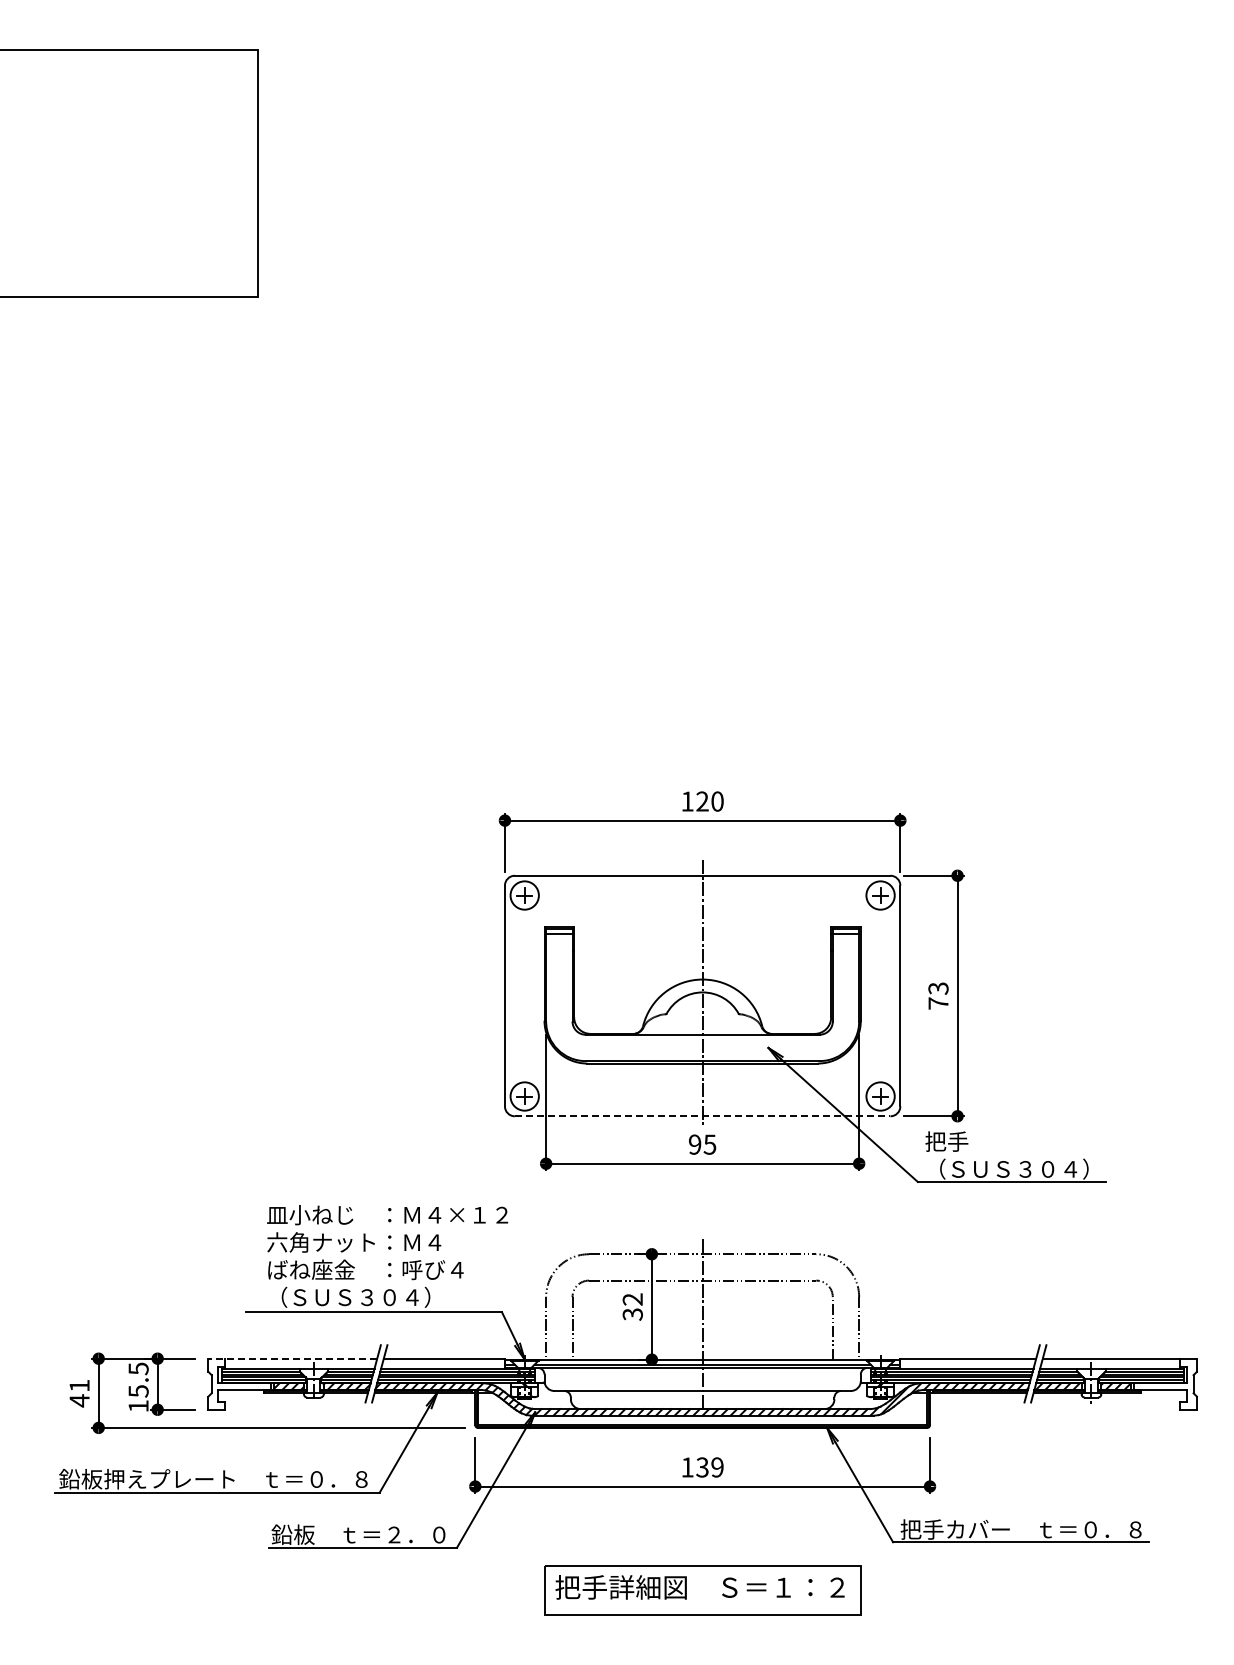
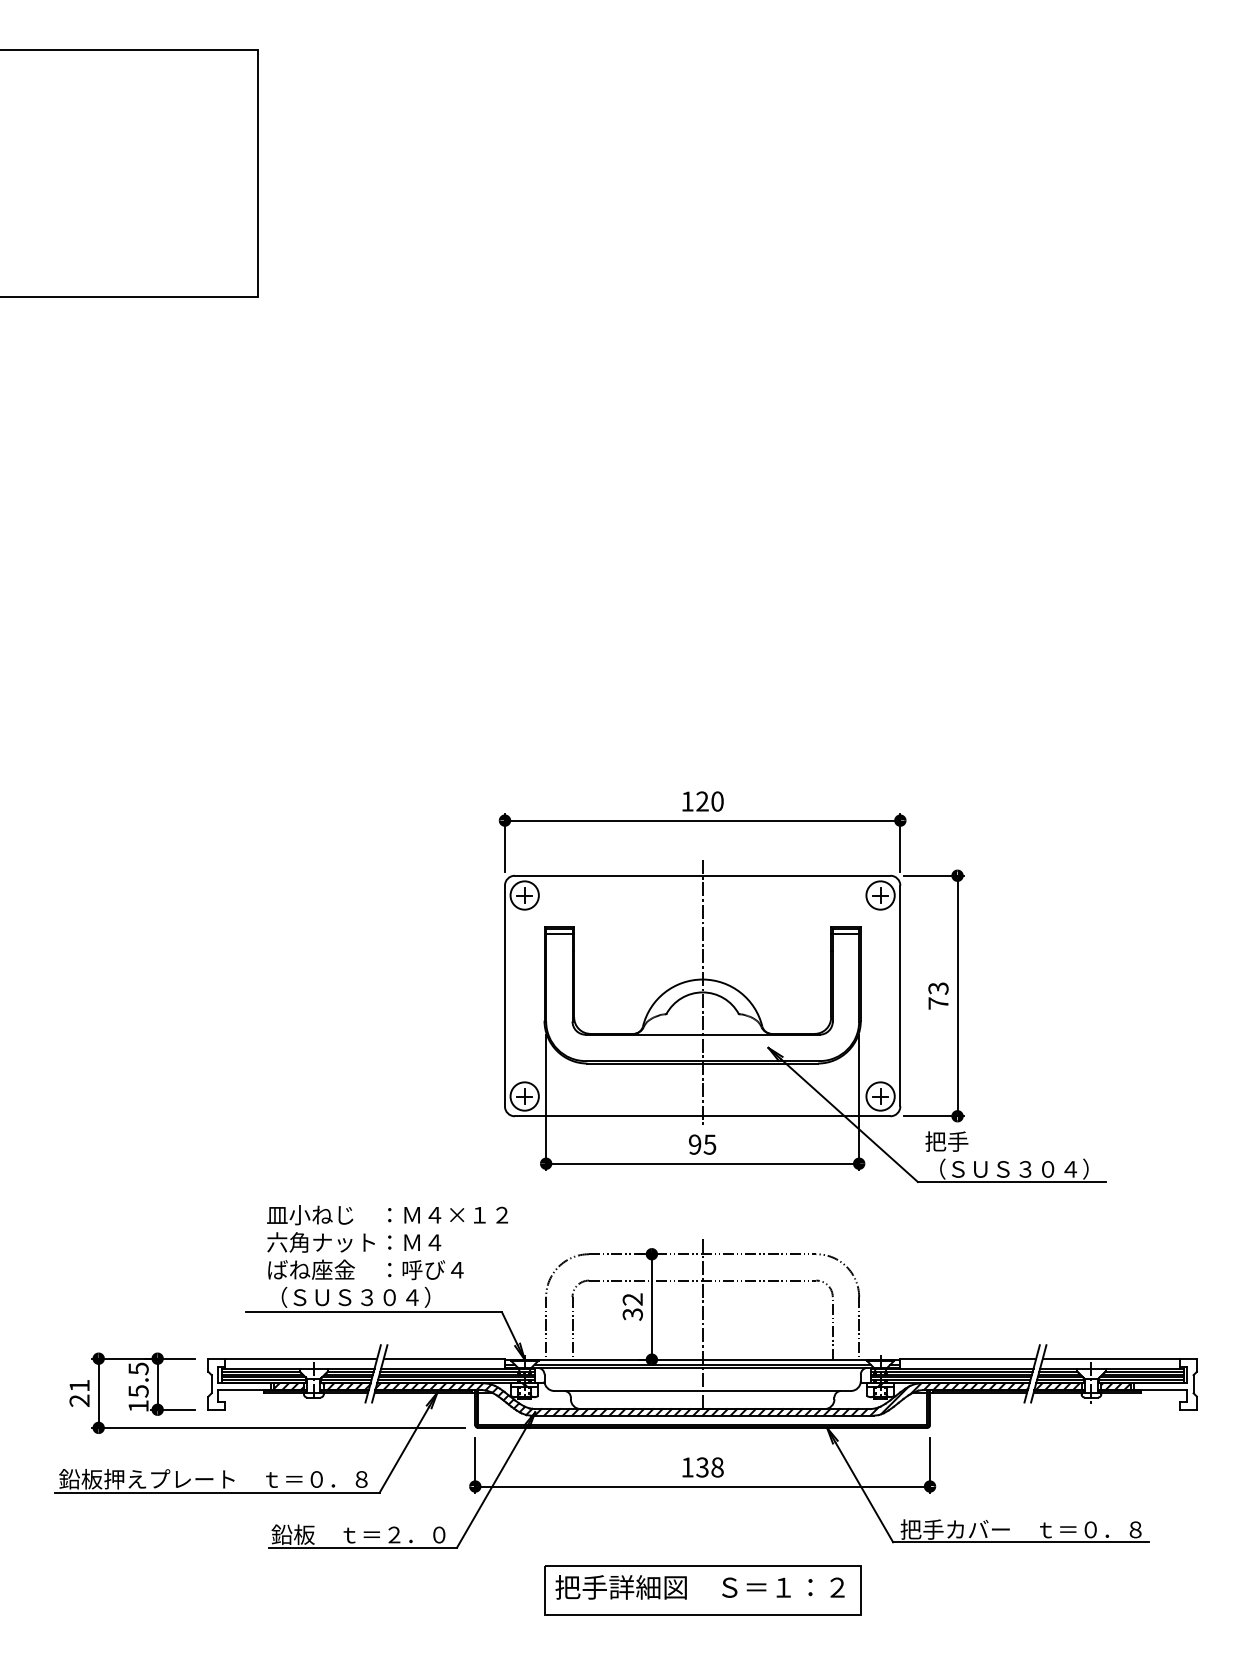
line: dashed -> solid (702, 1116)
line: dashed -> solid (292, 1358)
text: 41 -> 21 (79, 1400)
text: 139 -> 138 (717, 1467)
